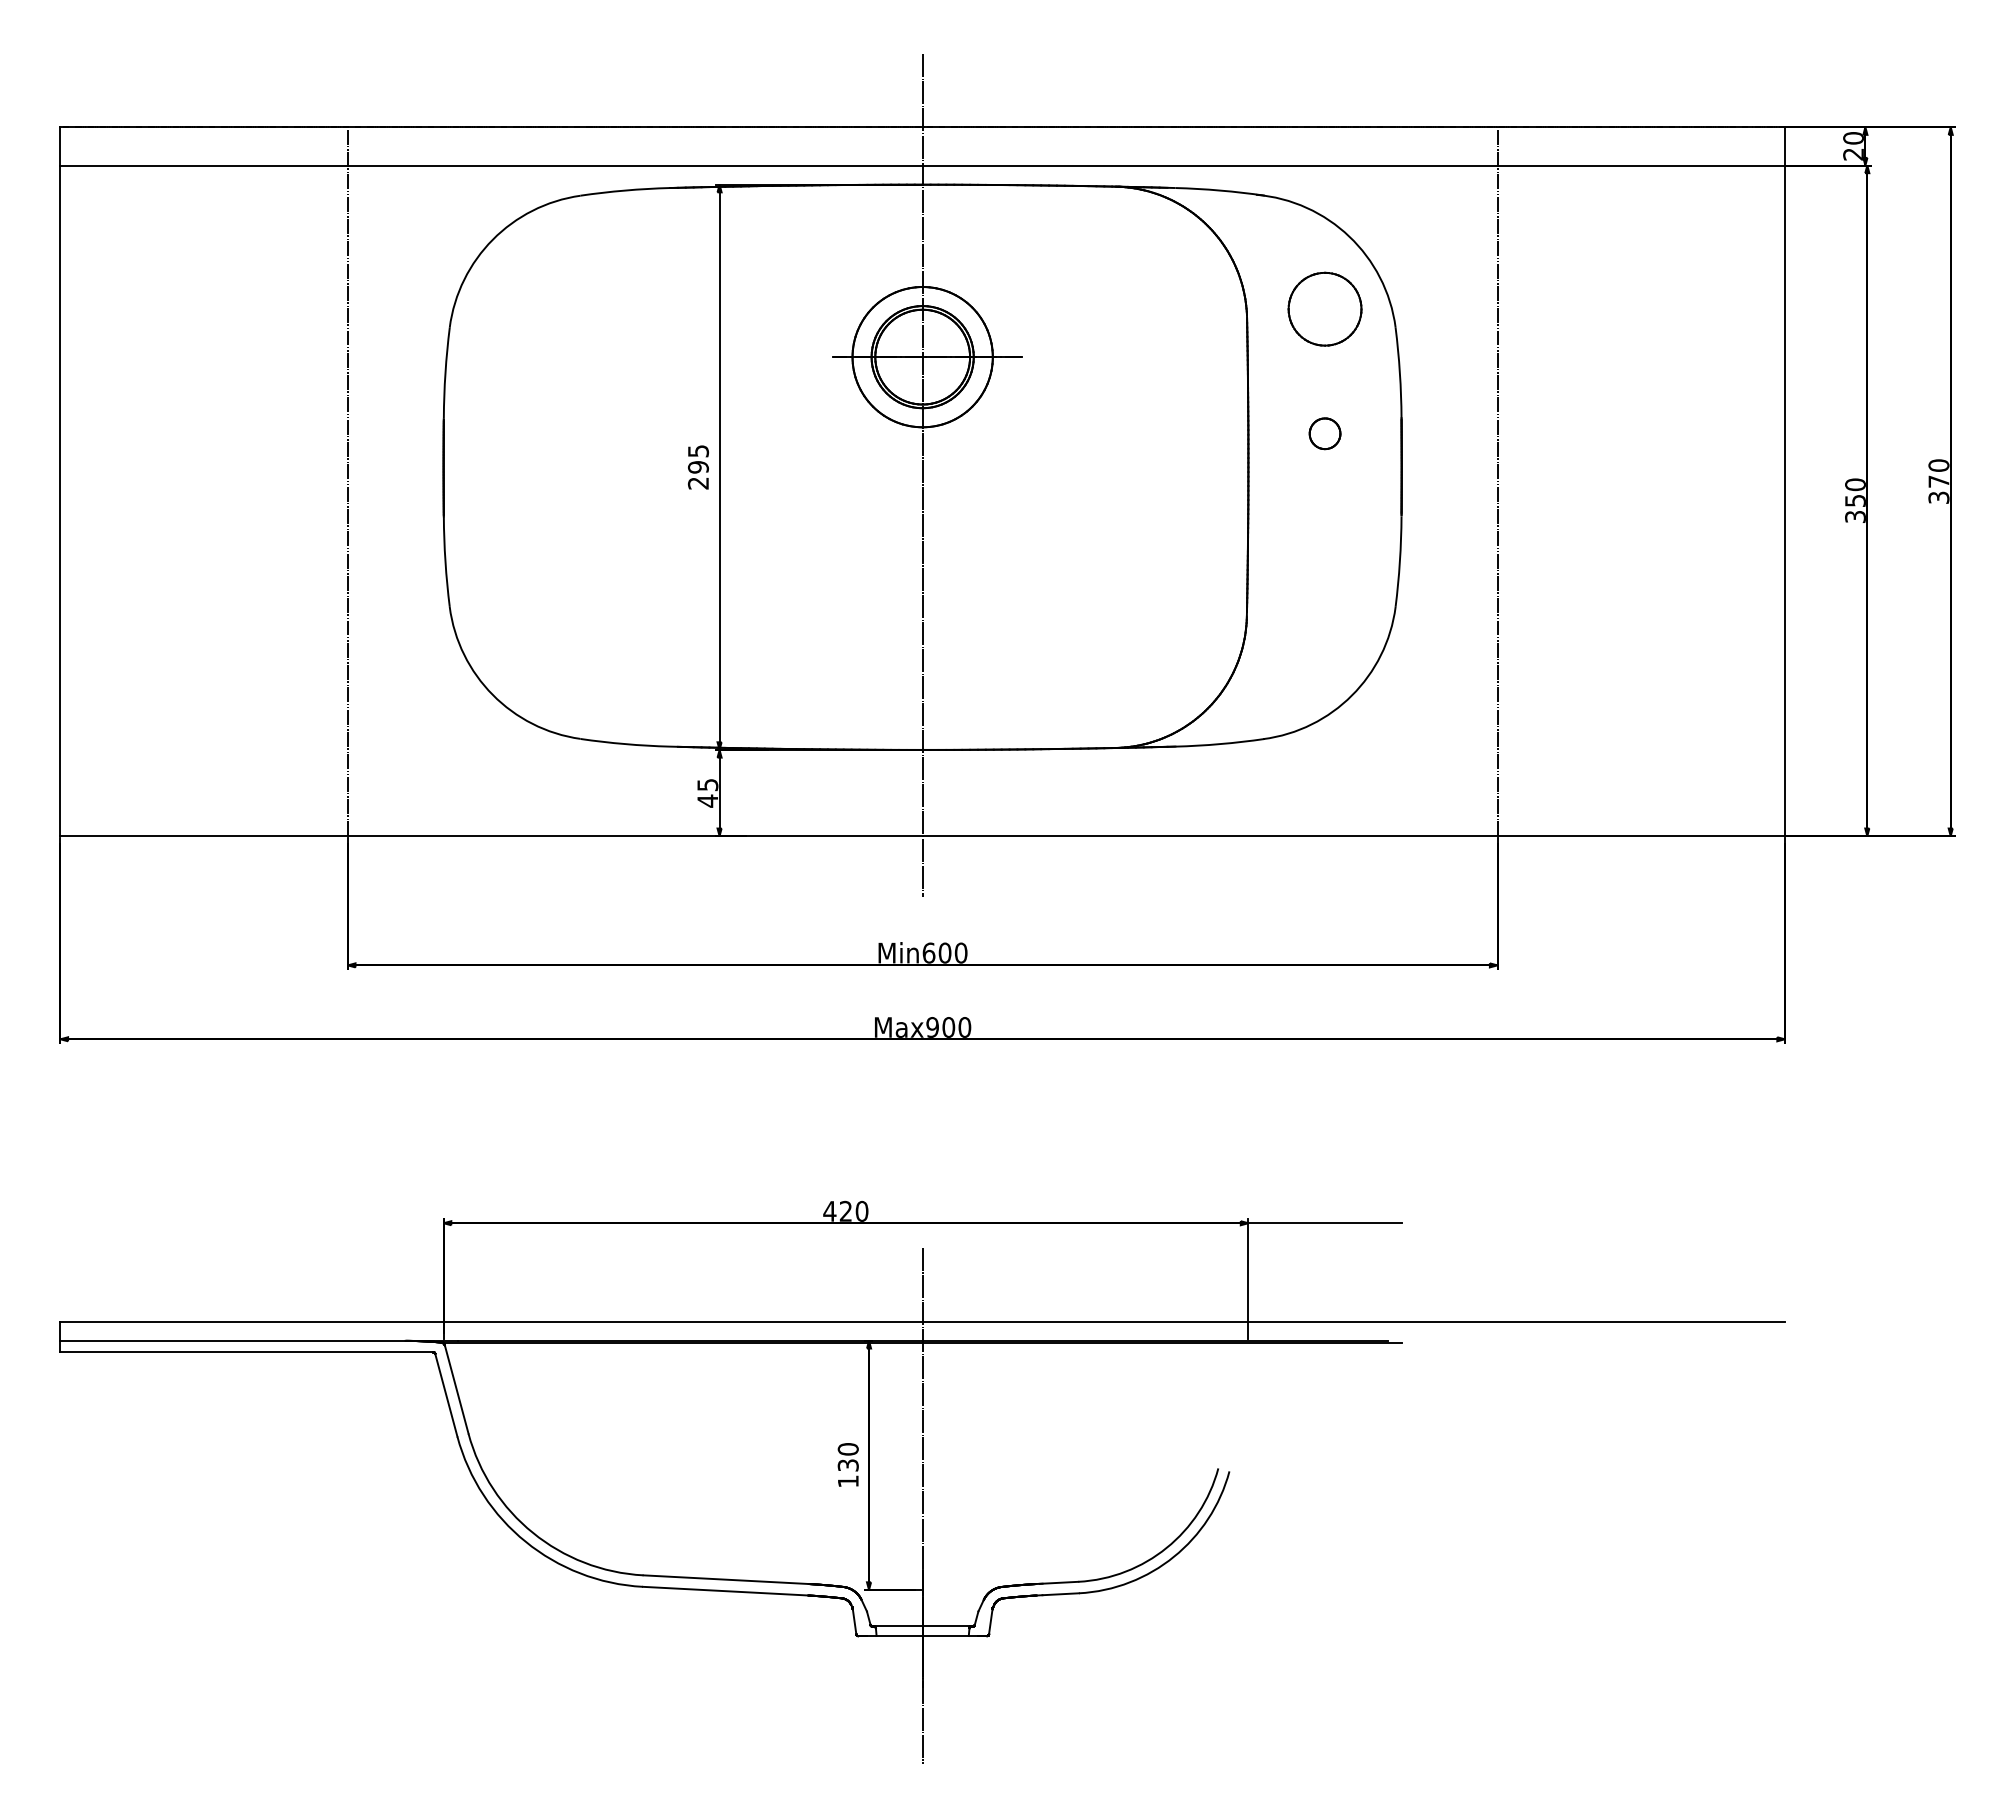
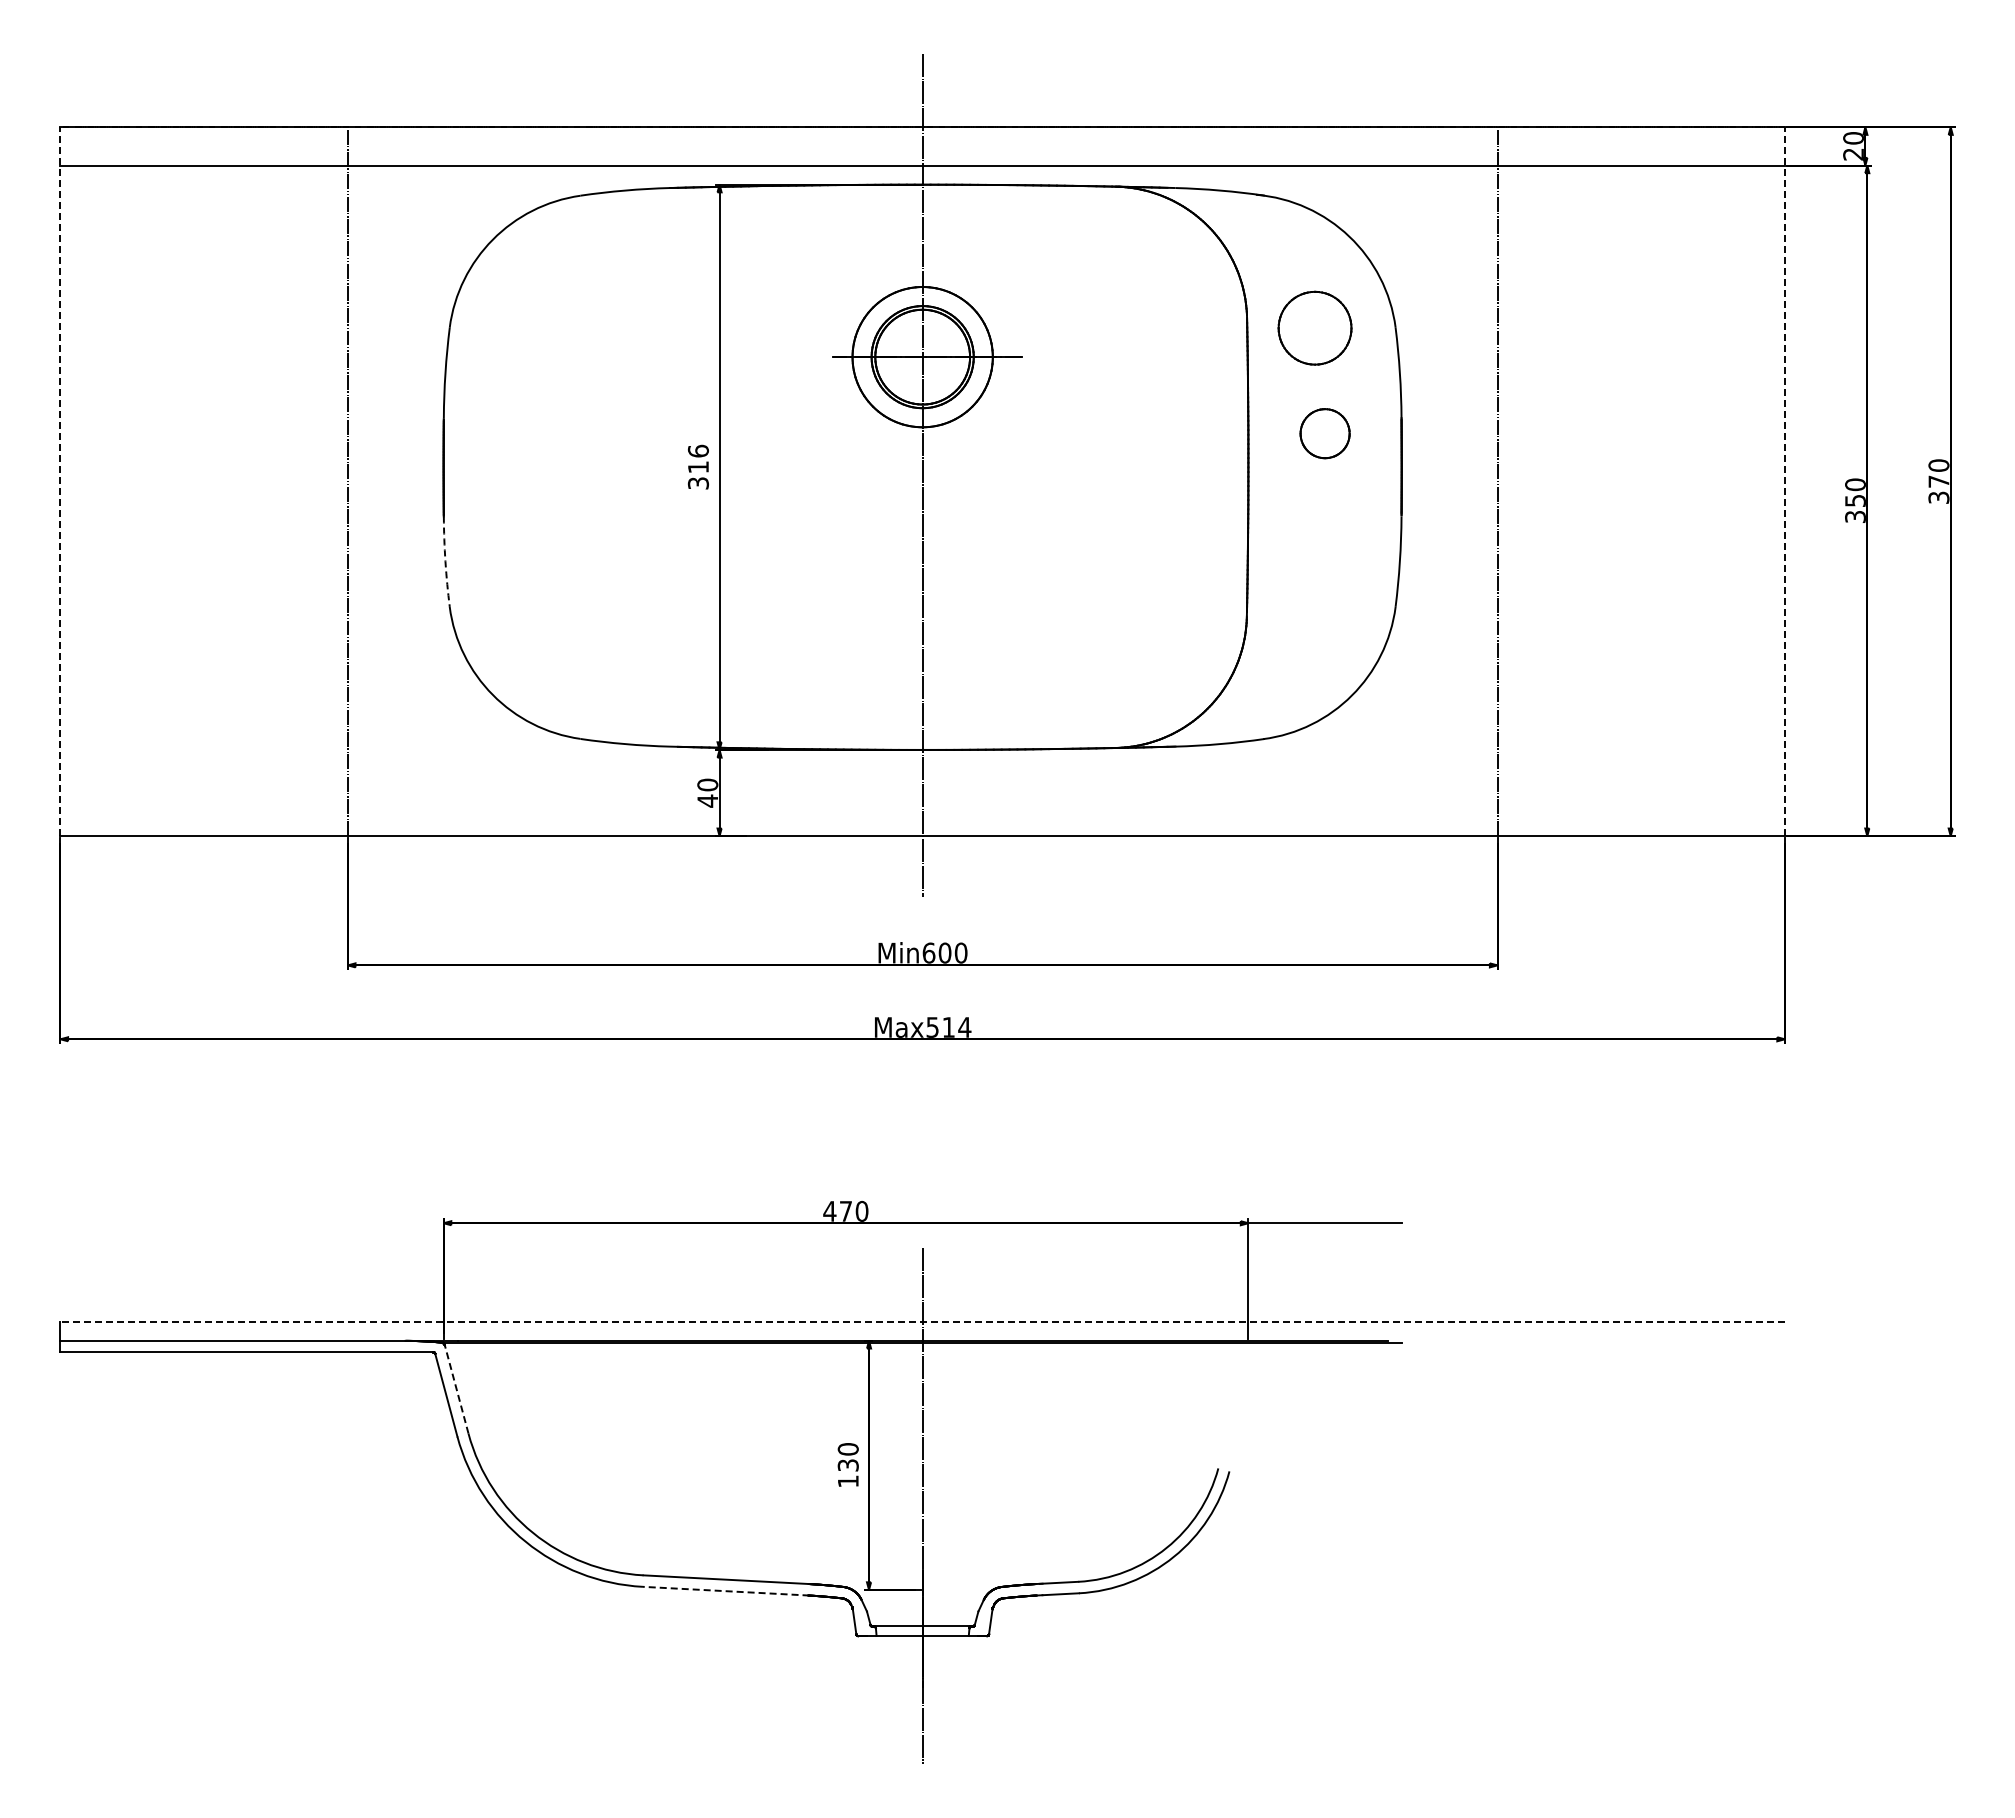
part position: (1324, 308) -> (1314, 327) (1314, 327)
part size: 34x34 px -> 52x52 px (1324, 433)
text: 295 -> 316 (698, 466)
line: solid -> dashed (60, 481)
line: solid -> dashed (1784, 481)
arc: solid -> dashed (445, 561)
text: 45 -> 40 (707, 784)
text: Max900 -> Max514 (948, 1027)
text: 420 -> 470 (845, 1210)
line: solid -> dashed (922, 1321)
line: solid -> dashed (456, 1389)
line: solid -> dashed (725, 1591)
